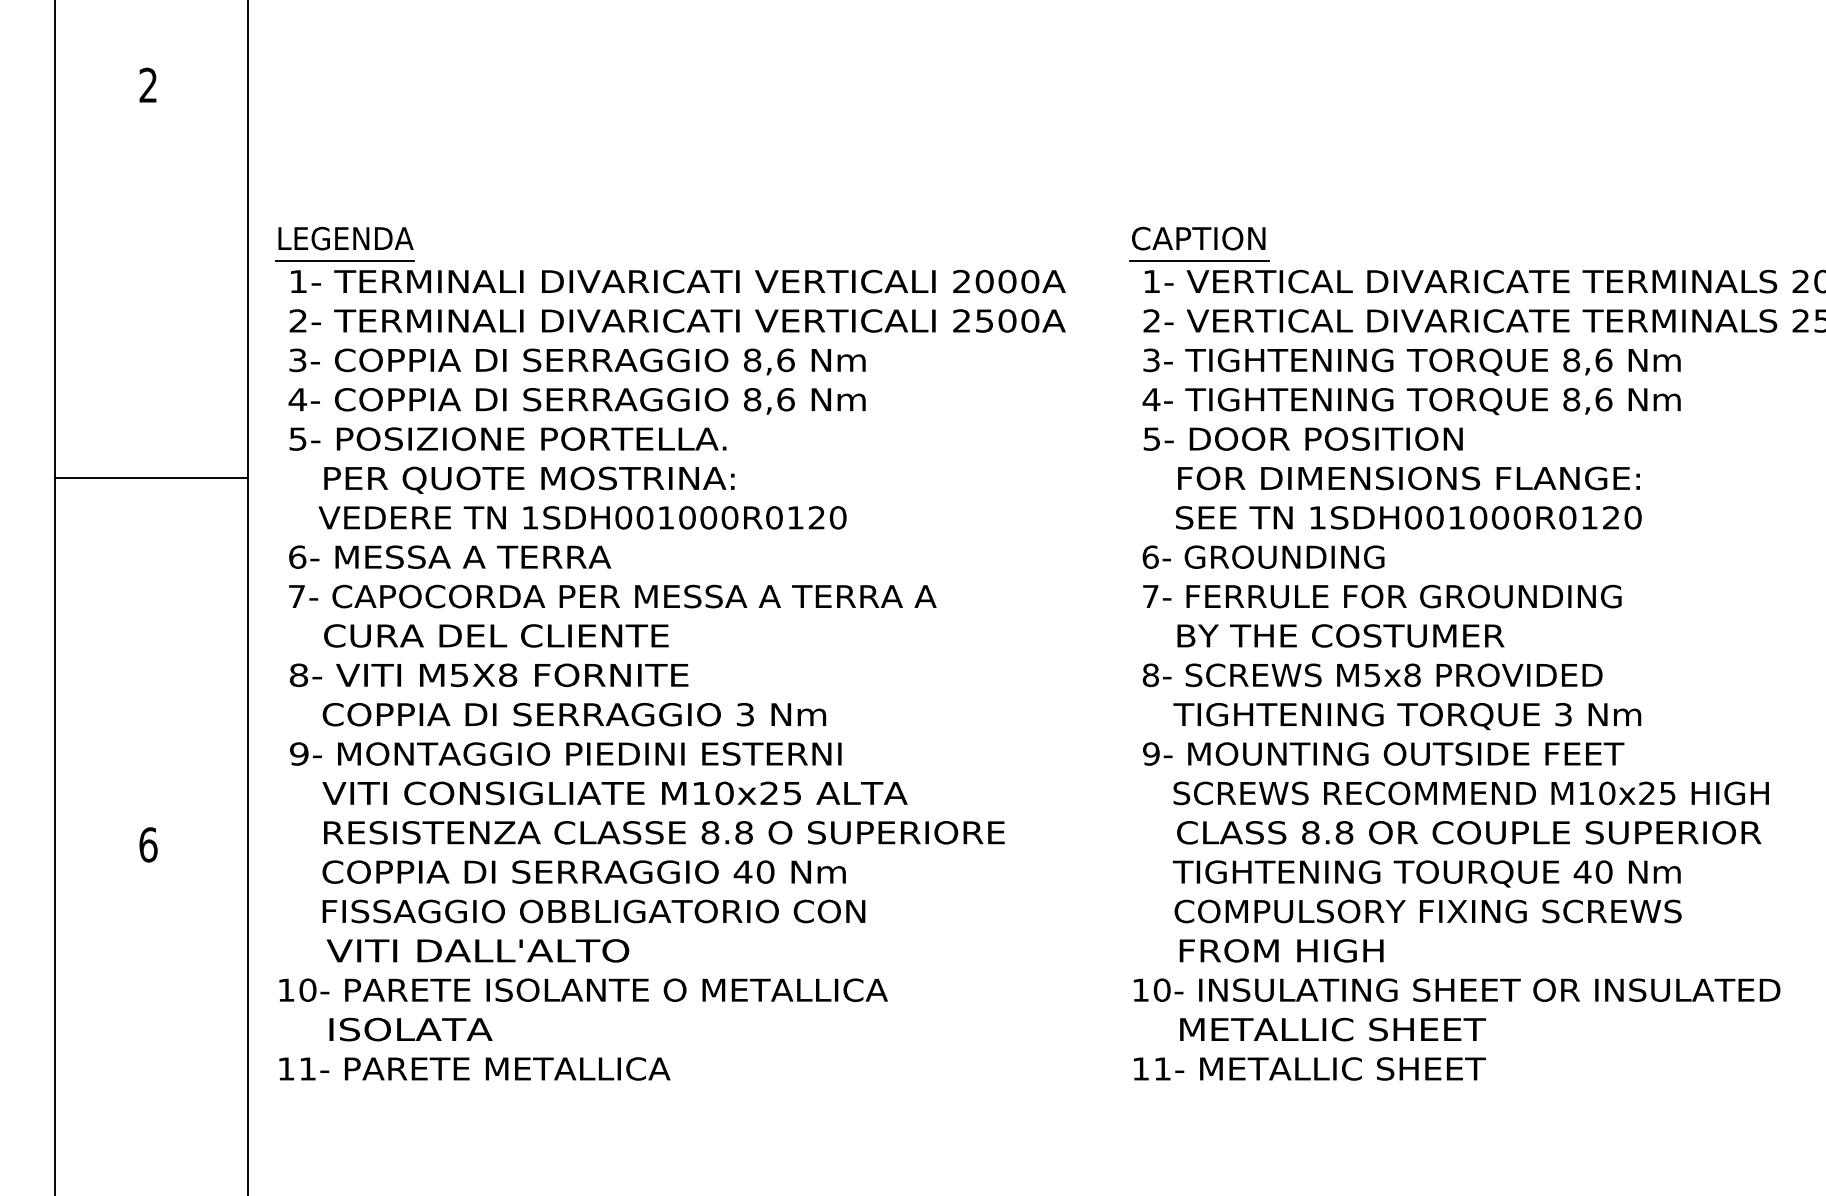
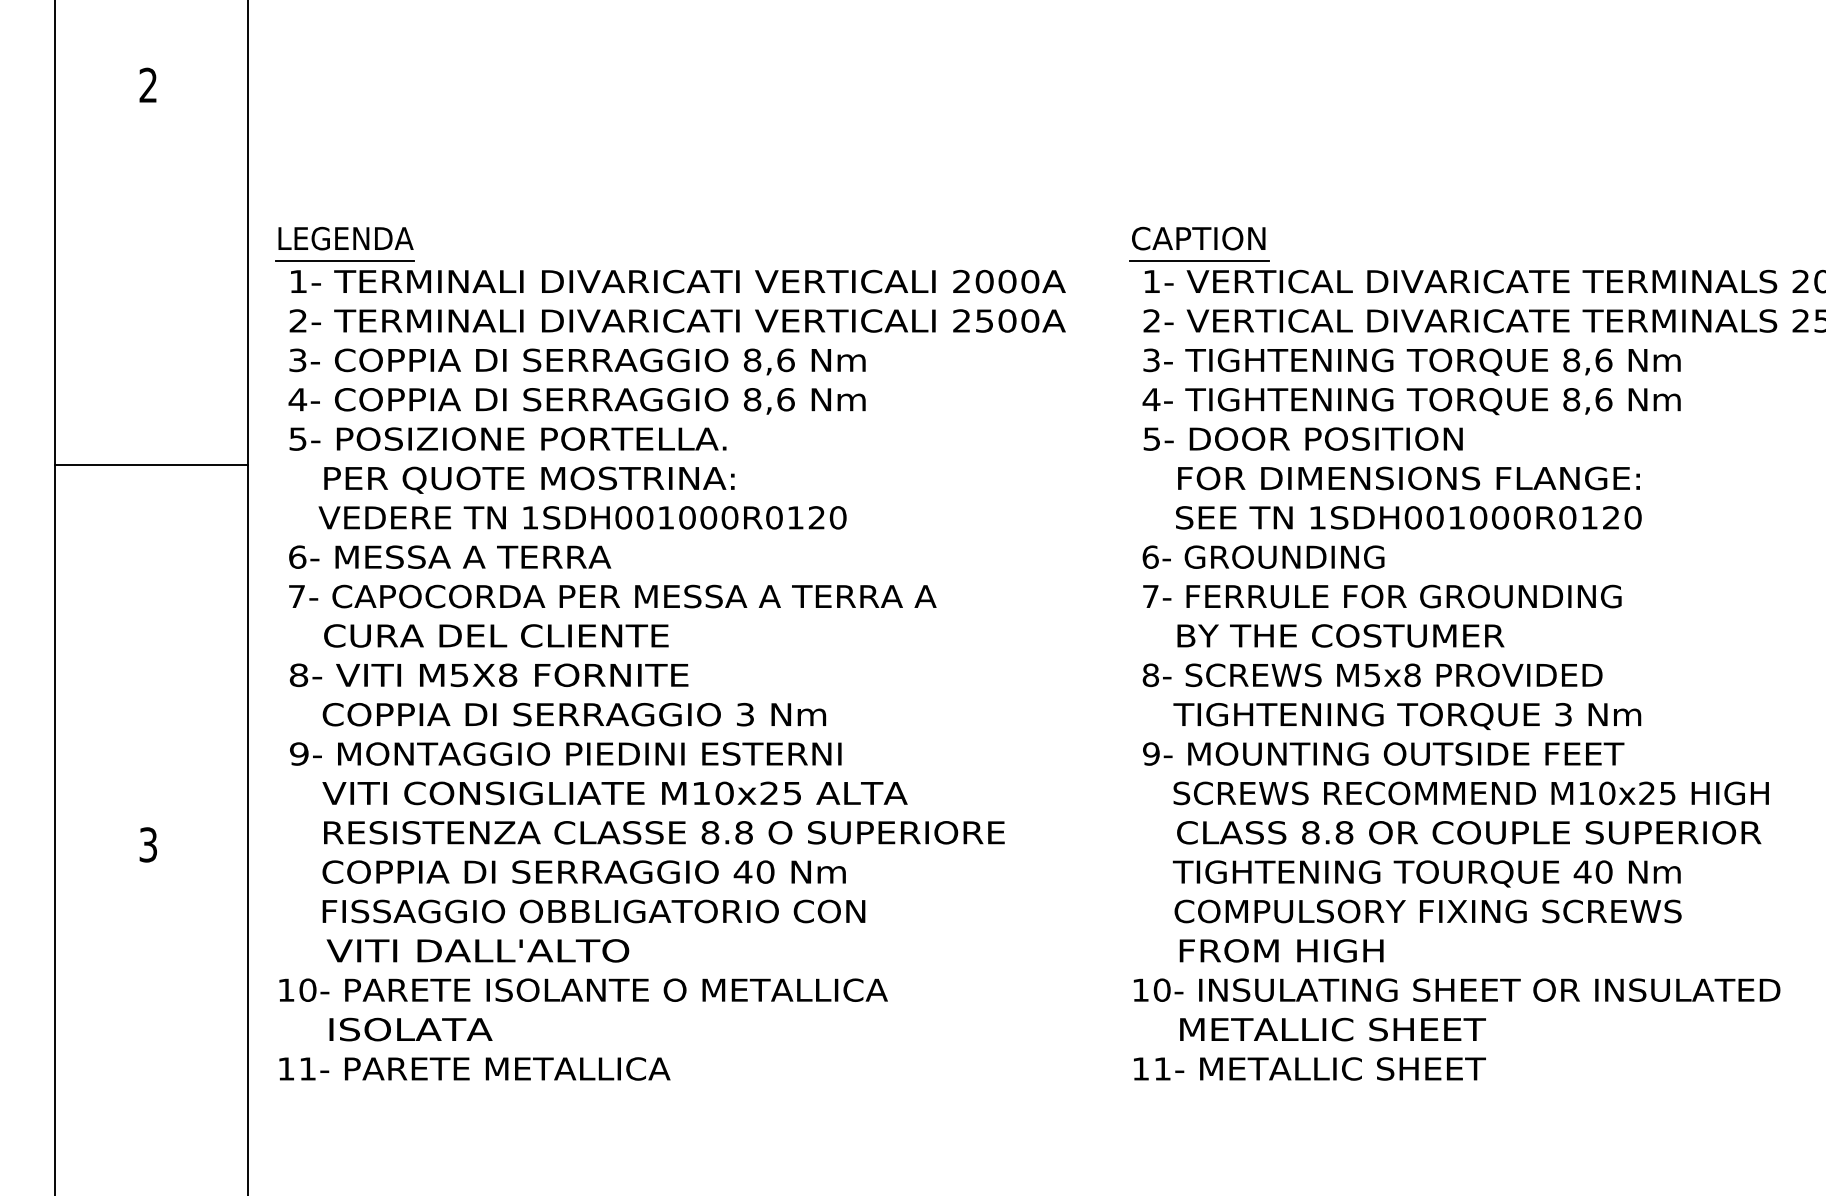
line position: (151, 478) -> (151, 465) (151, 465)
text: 6 -> 3 (148, 844)
